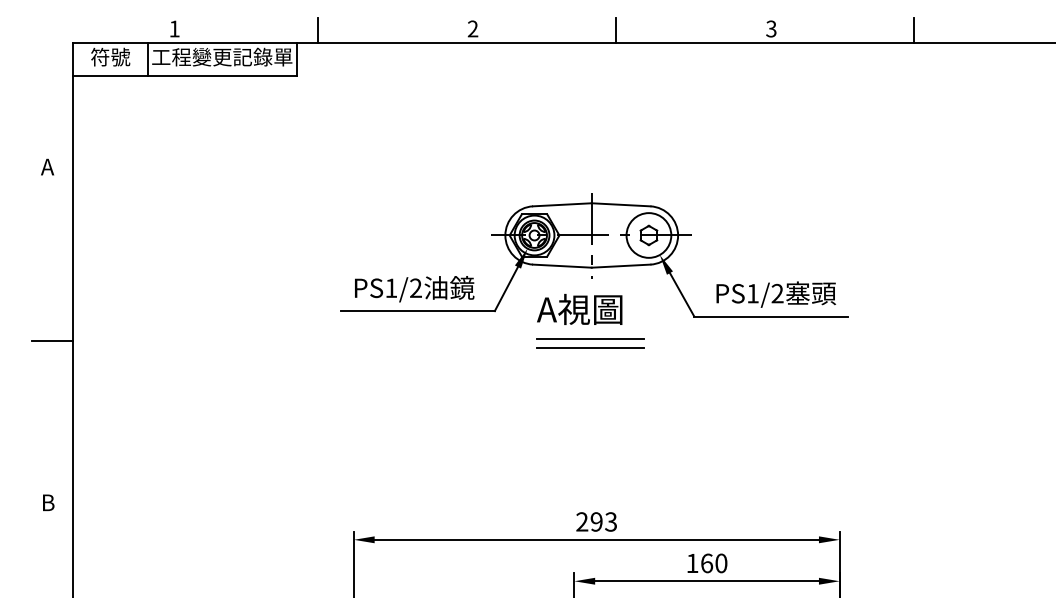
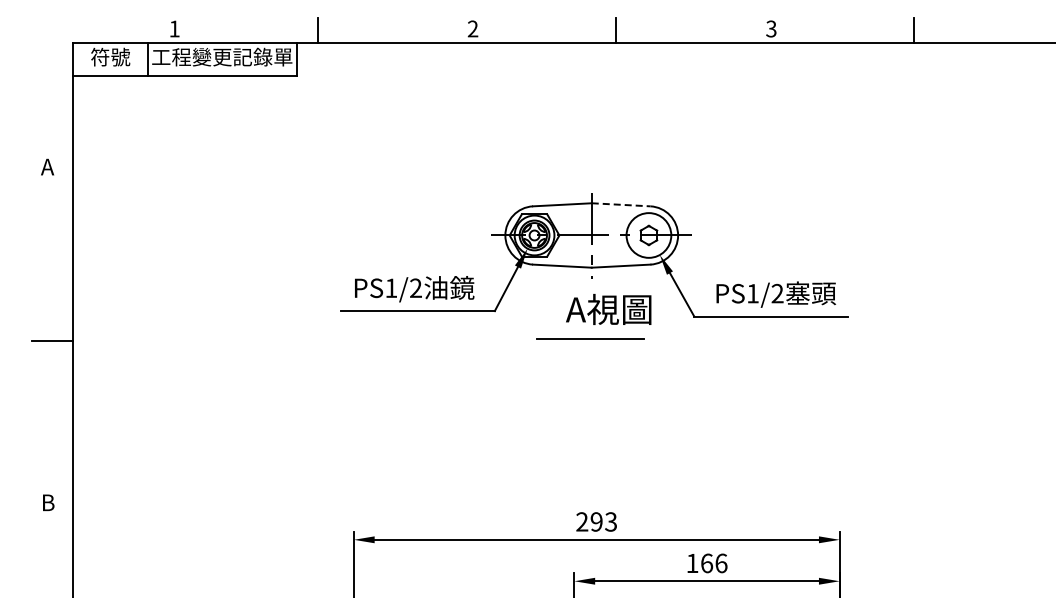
line: solid -> dashed (621, 204)
text position: (579, 309) -> (608, 309) (608, 309)
line: present -> none (590, 347)
text: 160 -> 166 (721, 563)
